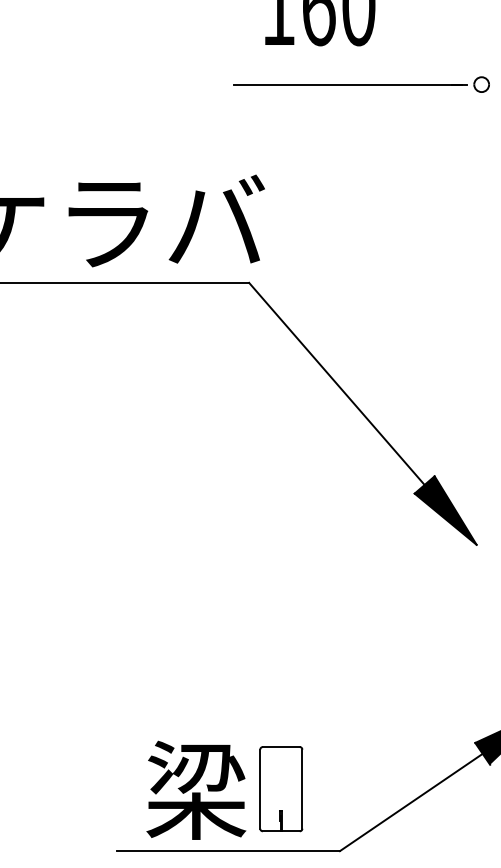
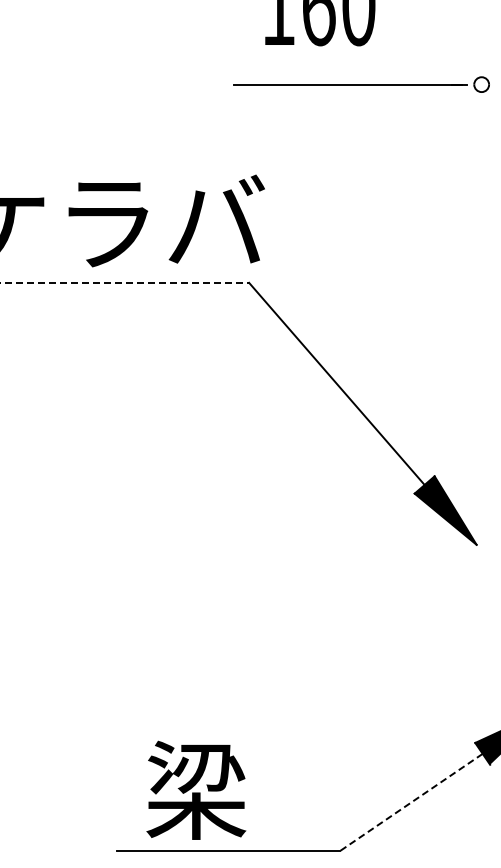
line: solid -> dashed (125, 282)
part: present -> none (281, 789)
line: solid -> dashed (410, 802)
